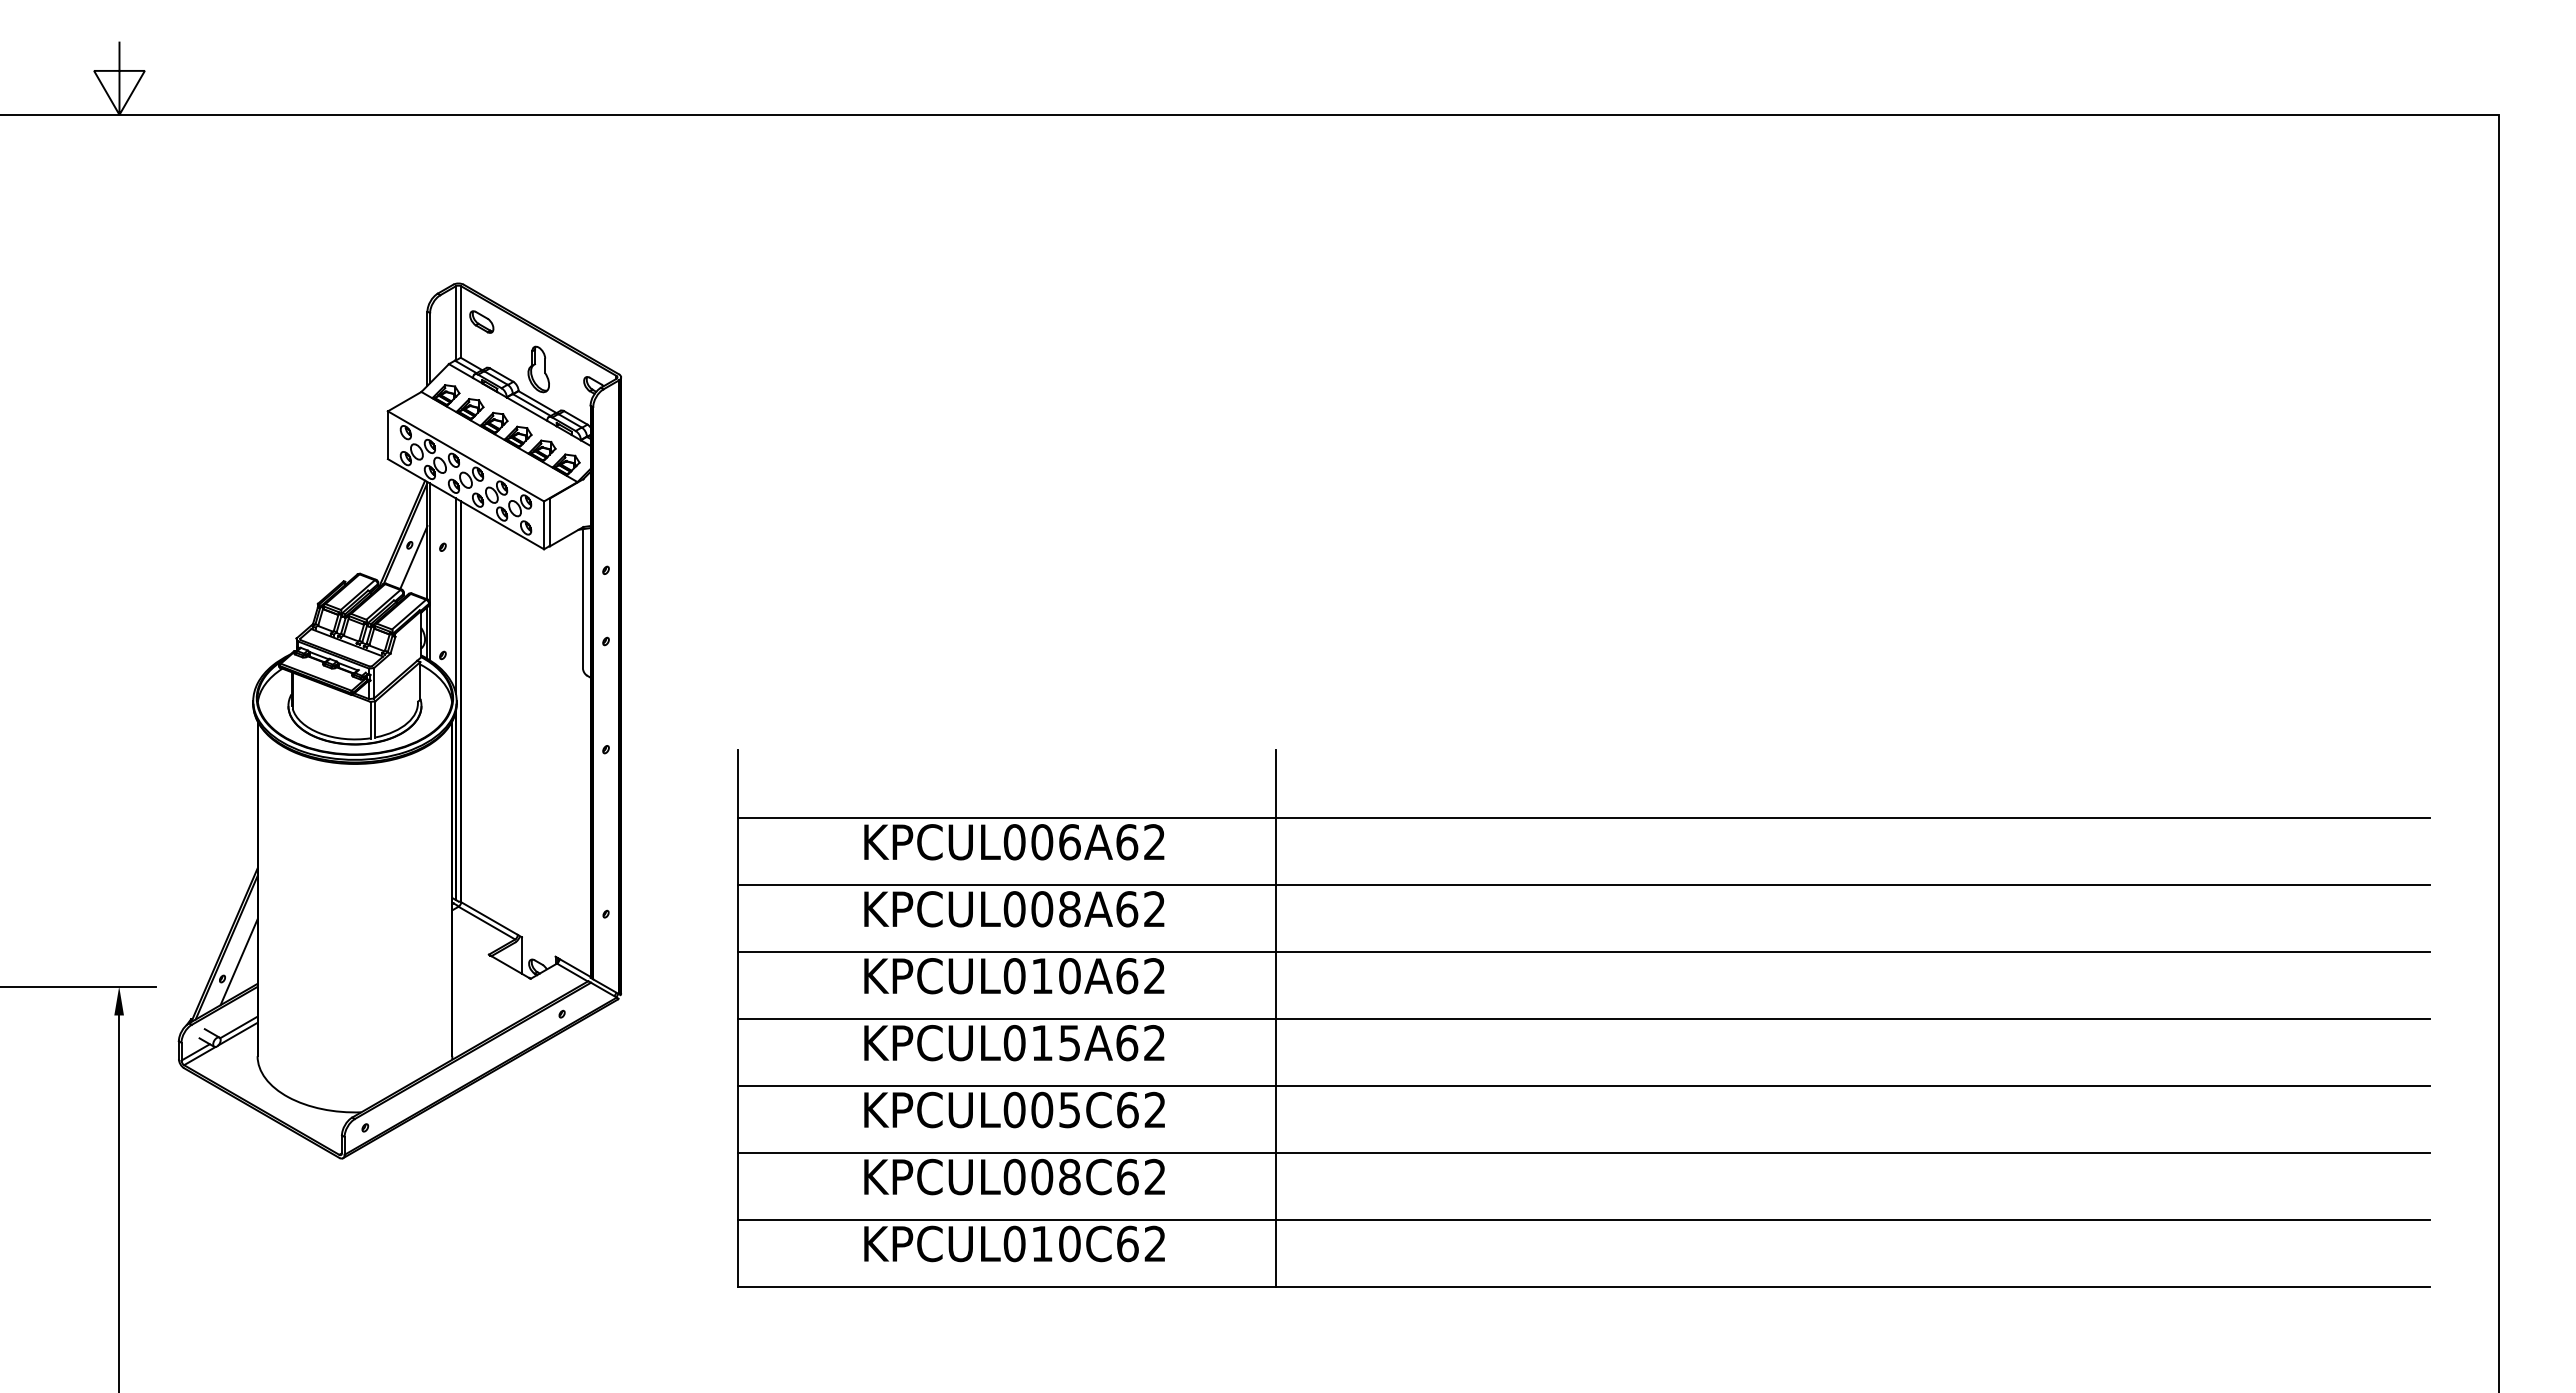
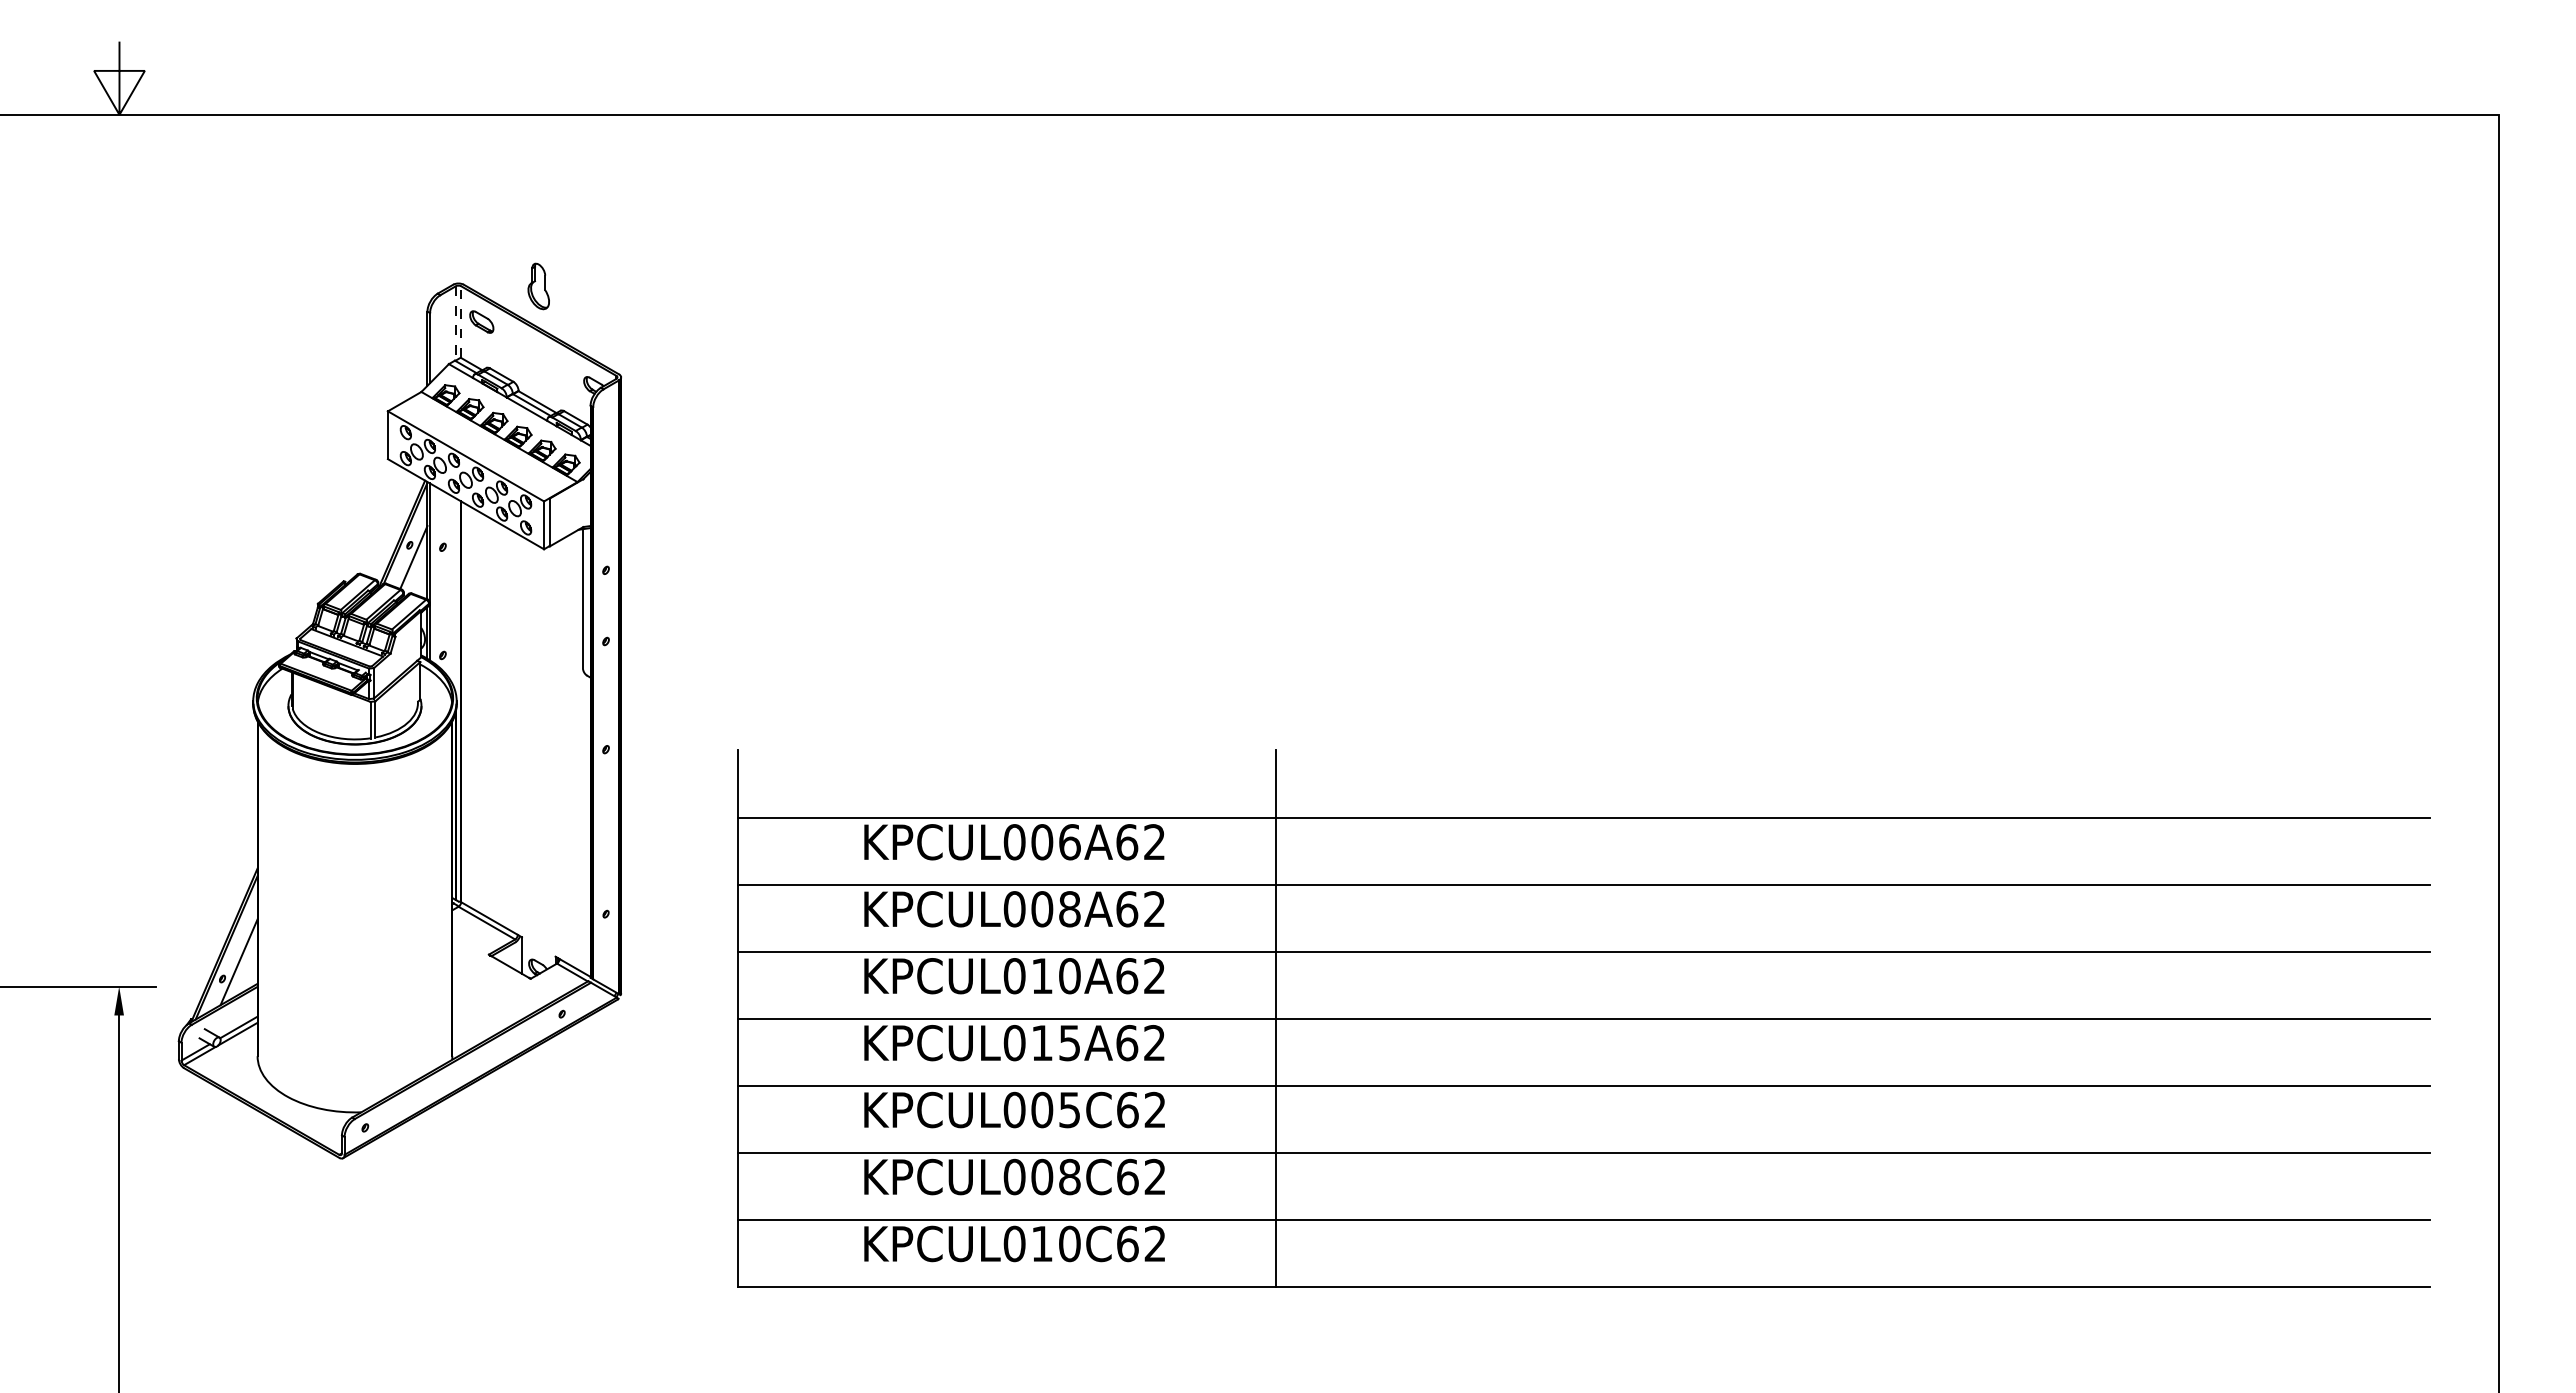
line: solid -> dashed (461, 322)
line: solid -> dashed (455, 323)
part position: (538, 369) -> (538, 286) (538, 286)
line: present -> none (455, 595)
